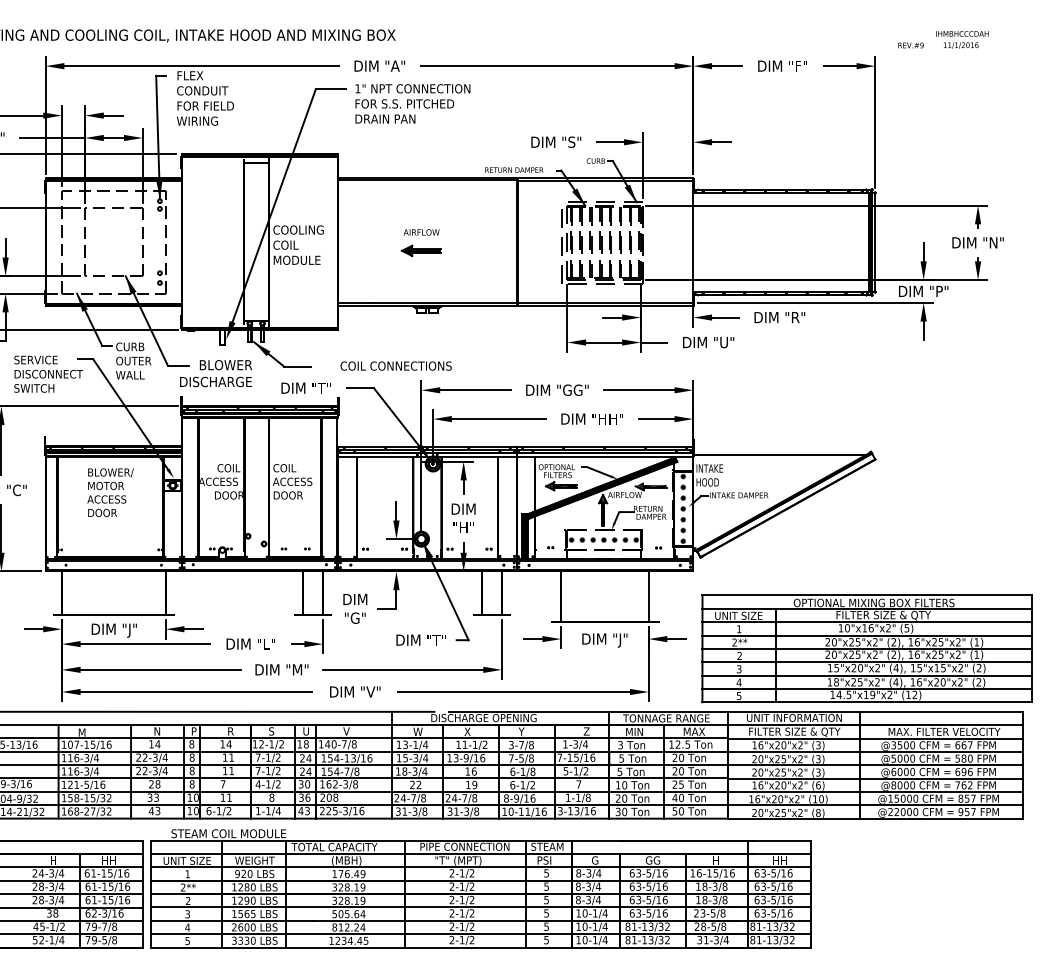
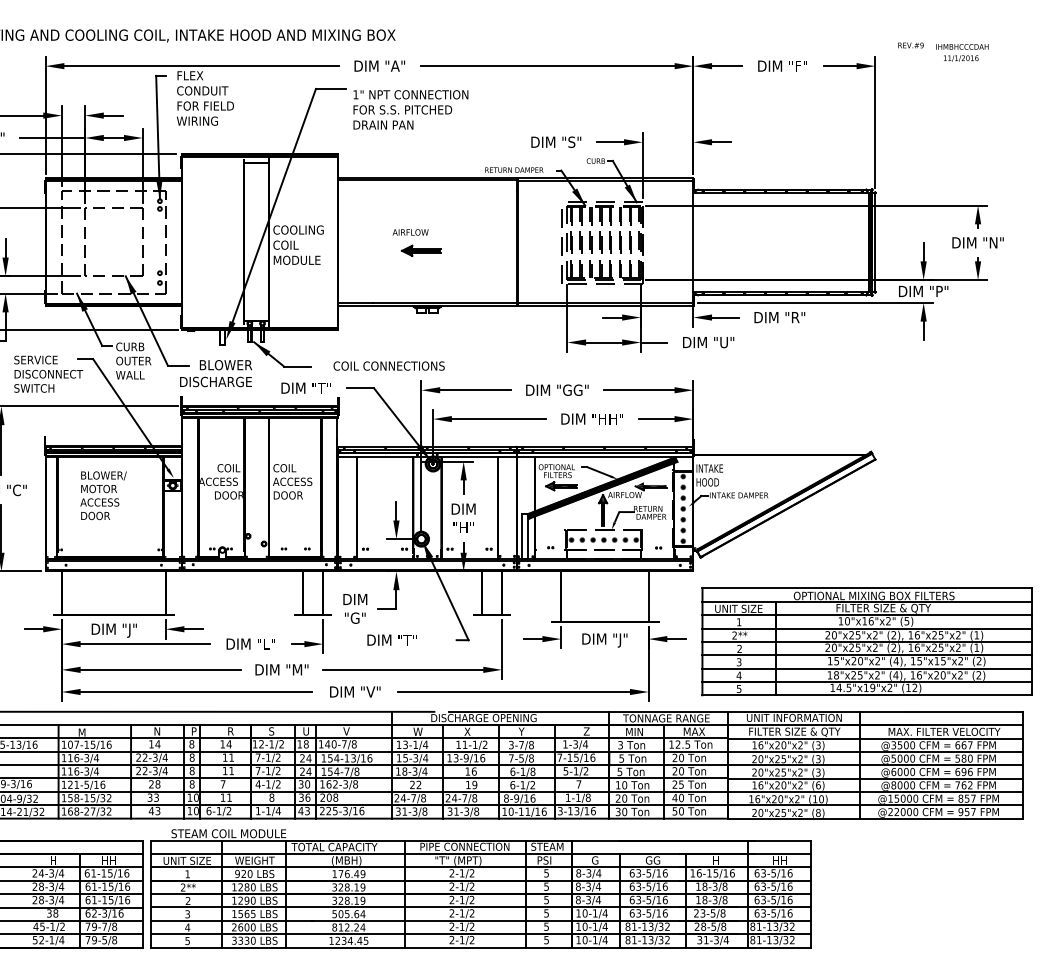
text position: (962, 39) -> (962, 52) (962, 52)
text position: (412, 103) -> (410, 109) (410, 109)
text position: (421, 232) -> (410, 232) (410, 232)
text position: (395, 365) -> (388, 365) (388, 365)
text position: (110, 492) -> (103, 495) (103, 495)
hatch: present -> none (524, 536)
text position: (420, 639) -> (391, 639) (391, 639)
part position: (866, 648) -> (866, 641) (866, 641)
